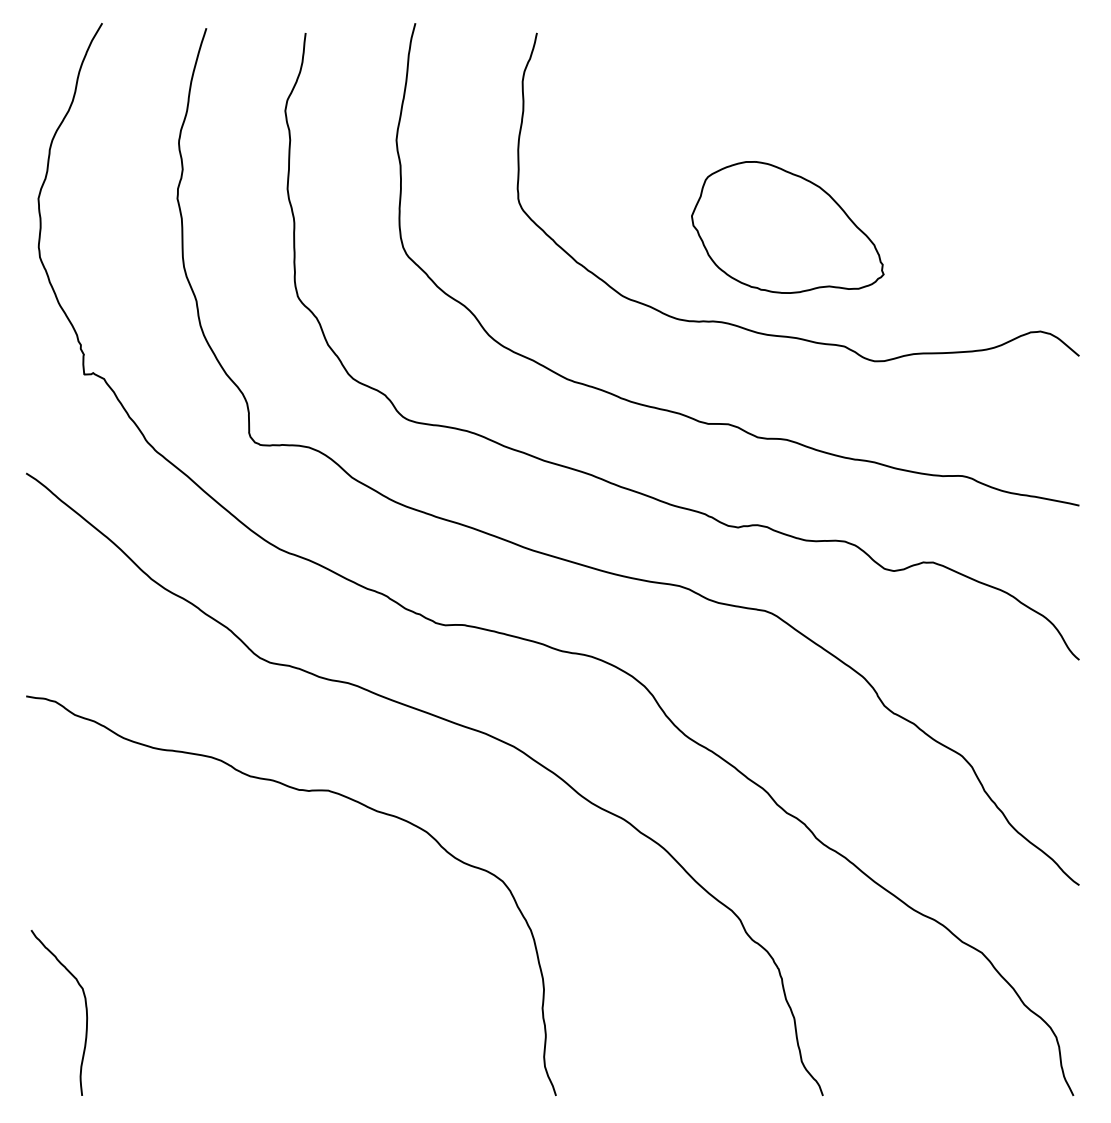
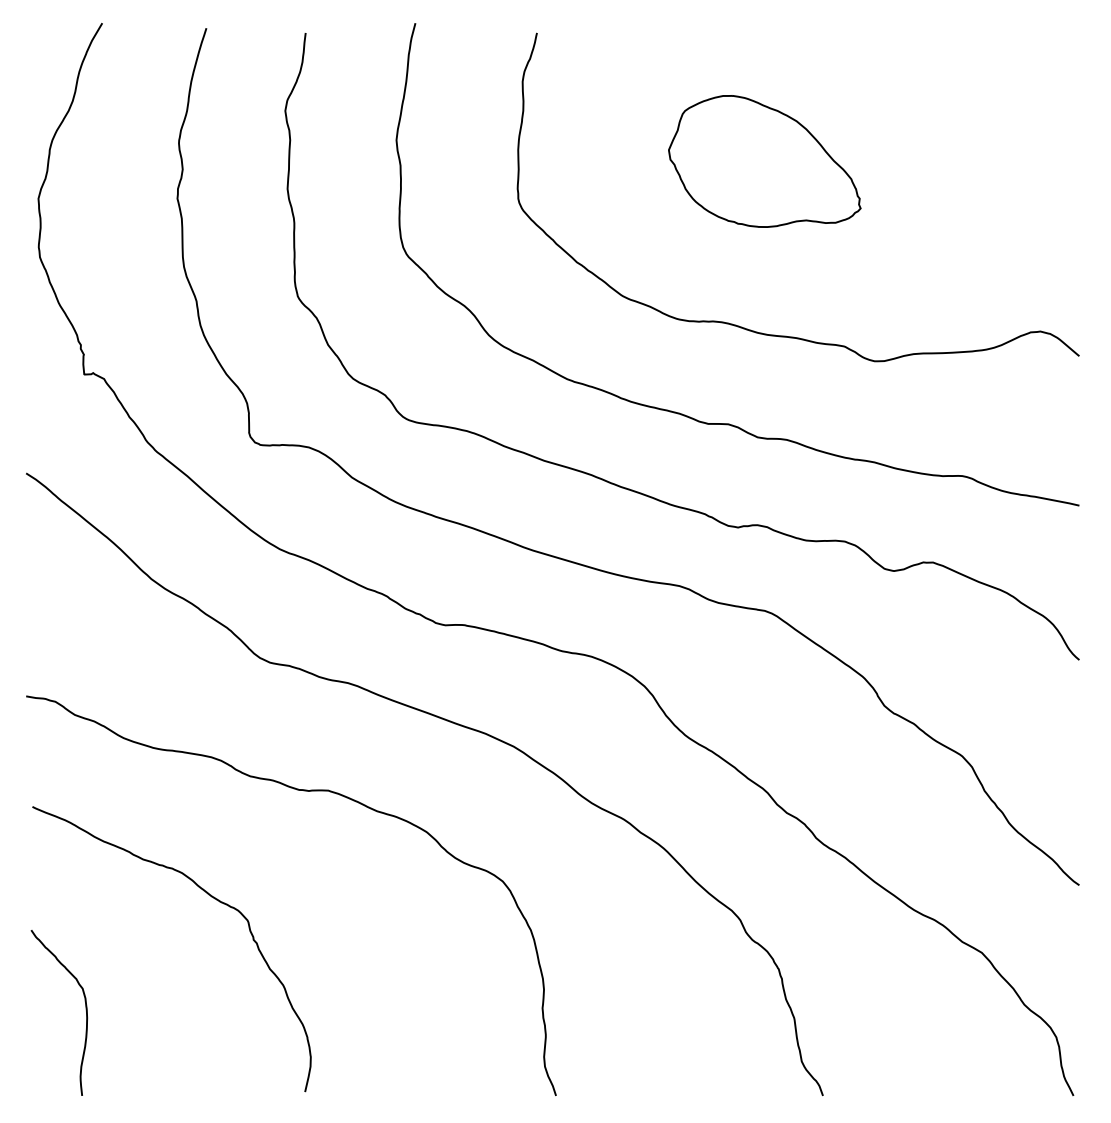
part position: (787, 227) -> (764, 161) (764, 161)
curve: none -> present (208, 895)
